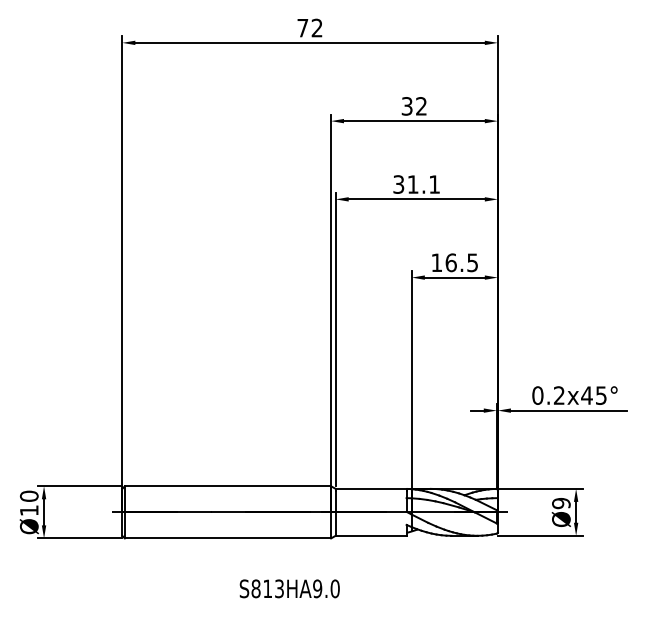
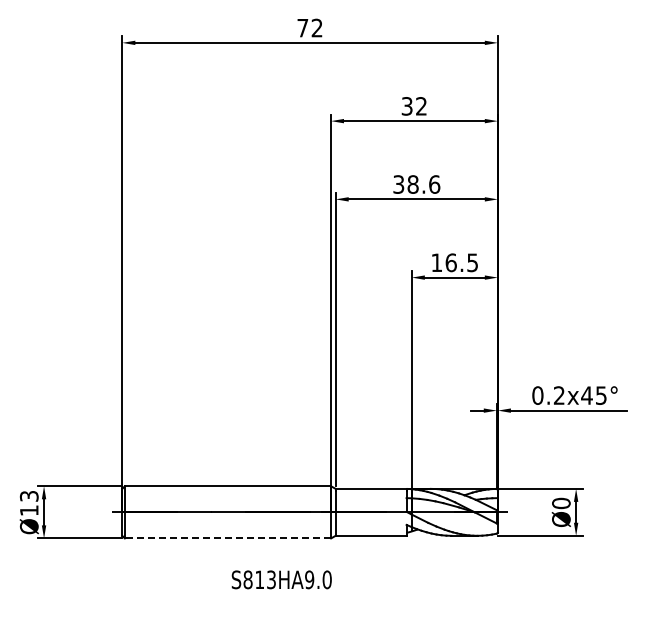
text: 31.1 -> 38.6 (423, 184)
text: Ø10 -> Ø13 (29, 495)
text: Ø9 -> Ø0 (561, 503)
line: solid -> dashed (227, 538)
text position: (289, 588) -> (281, 579) (281, 579)
